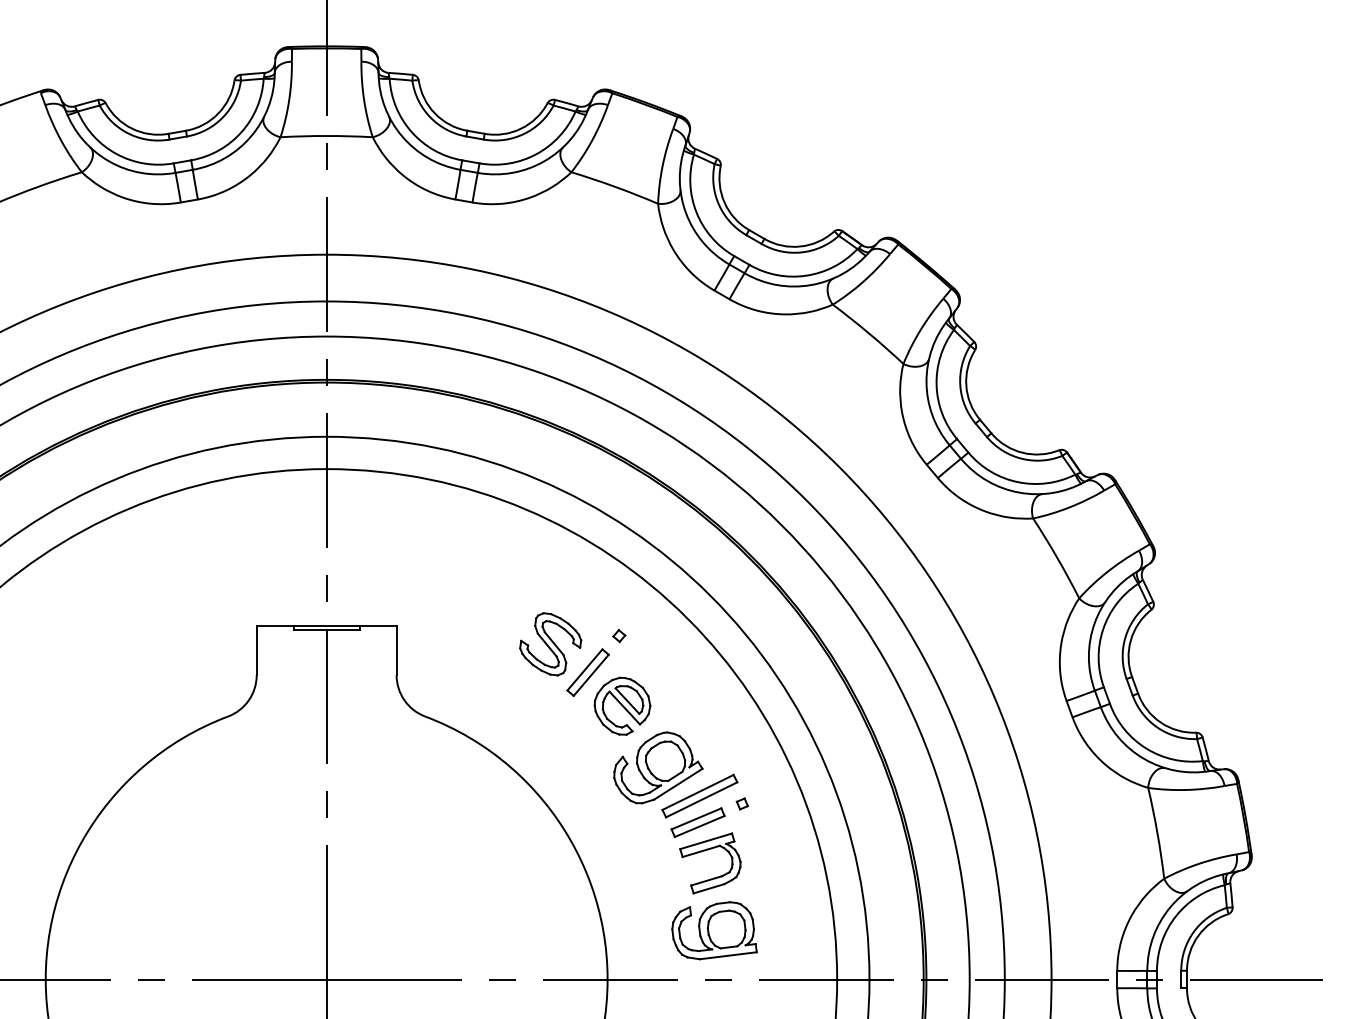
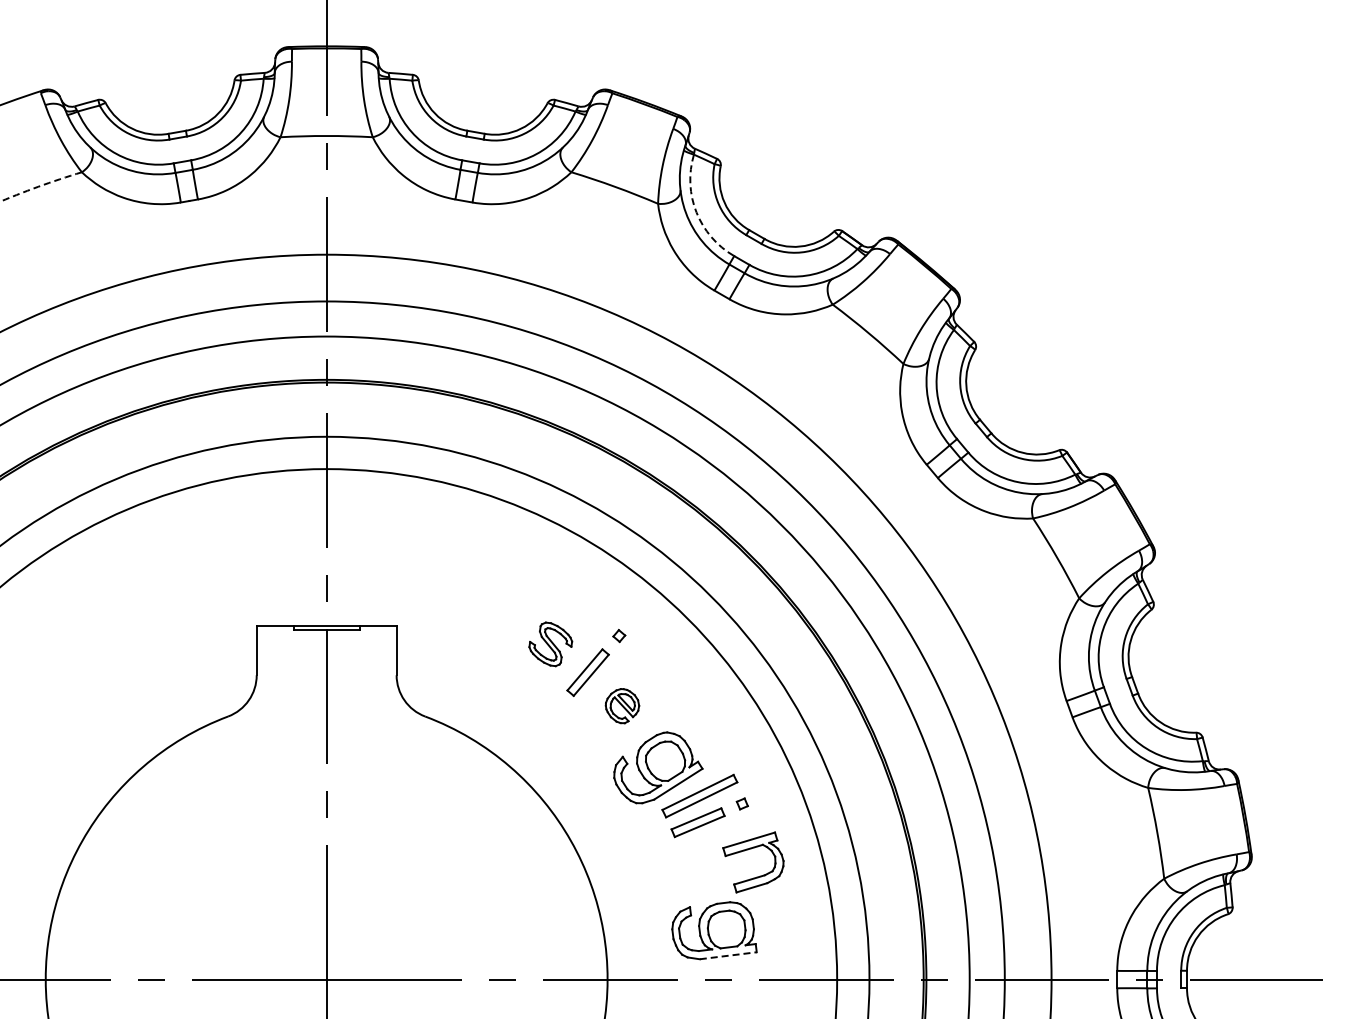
arc: solid -> dashed (39, 186)
arc: solid -> dashed (696, 212)
part size: 64x65 px -> 46x47 px (550, 644)
part size: 59x60 px -> 37x37 px (622, 706)
part position: (705, 851) -> (748, 850) (748, 850)
line: solid -> dashed (728, 955)
